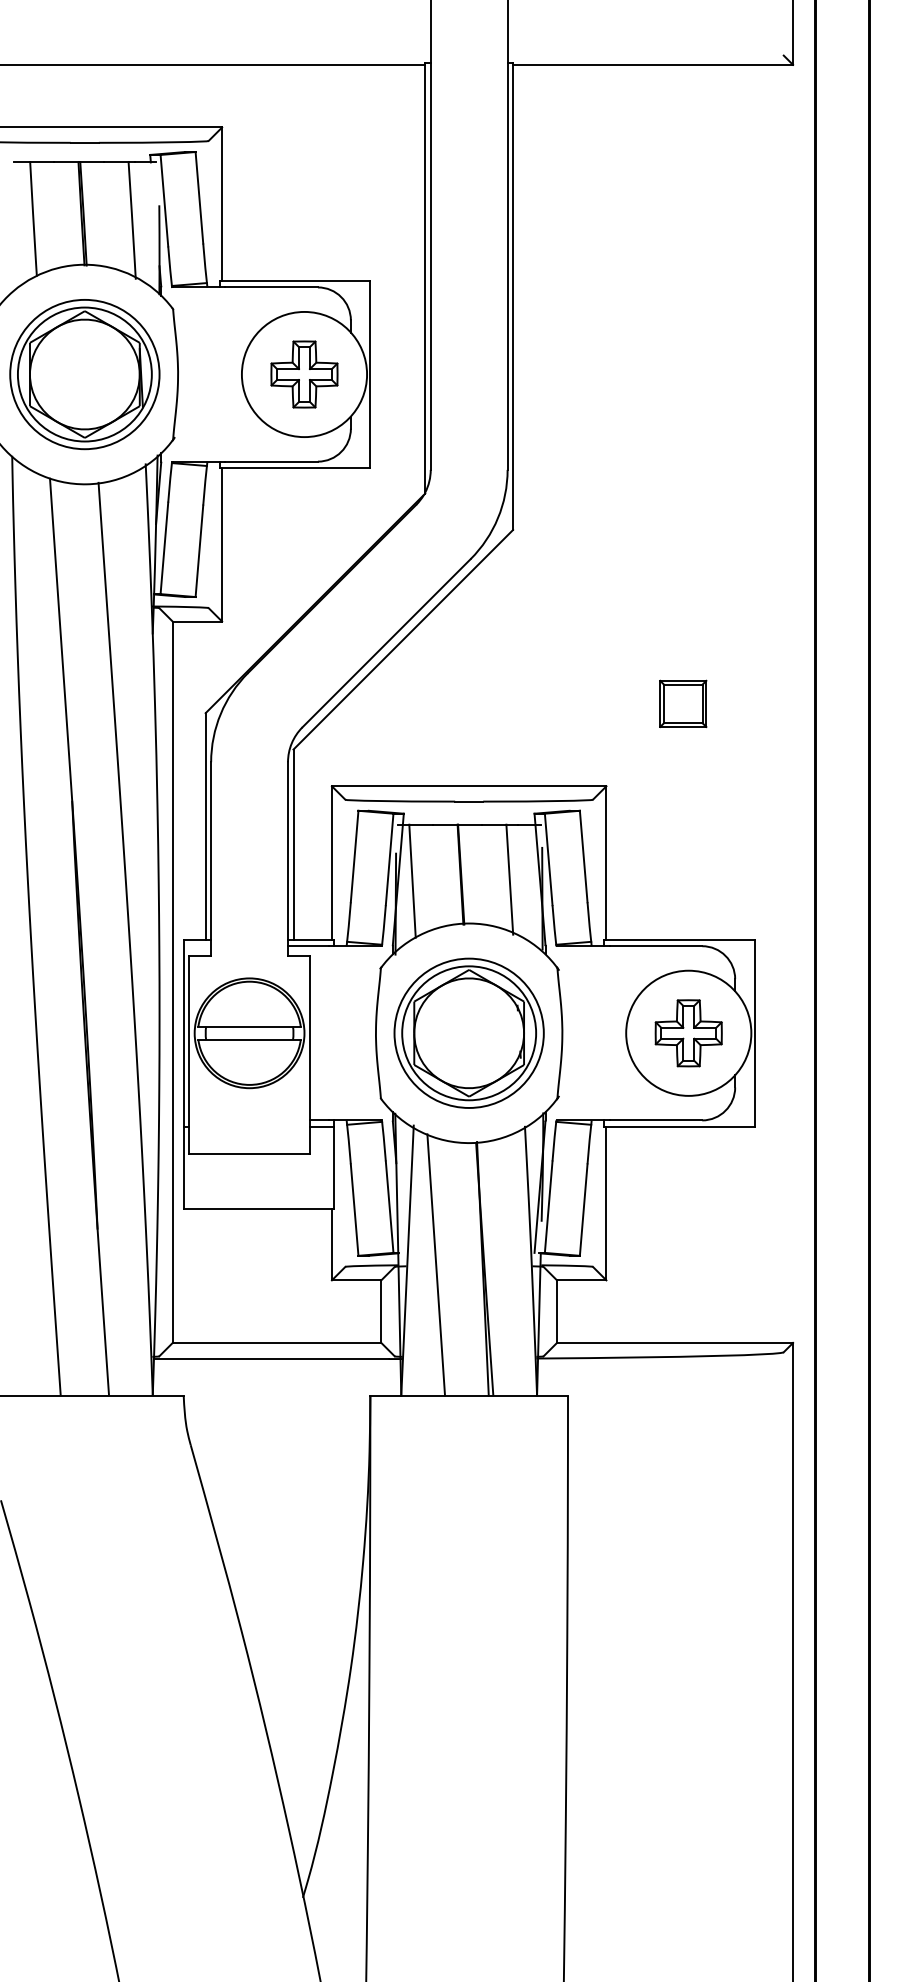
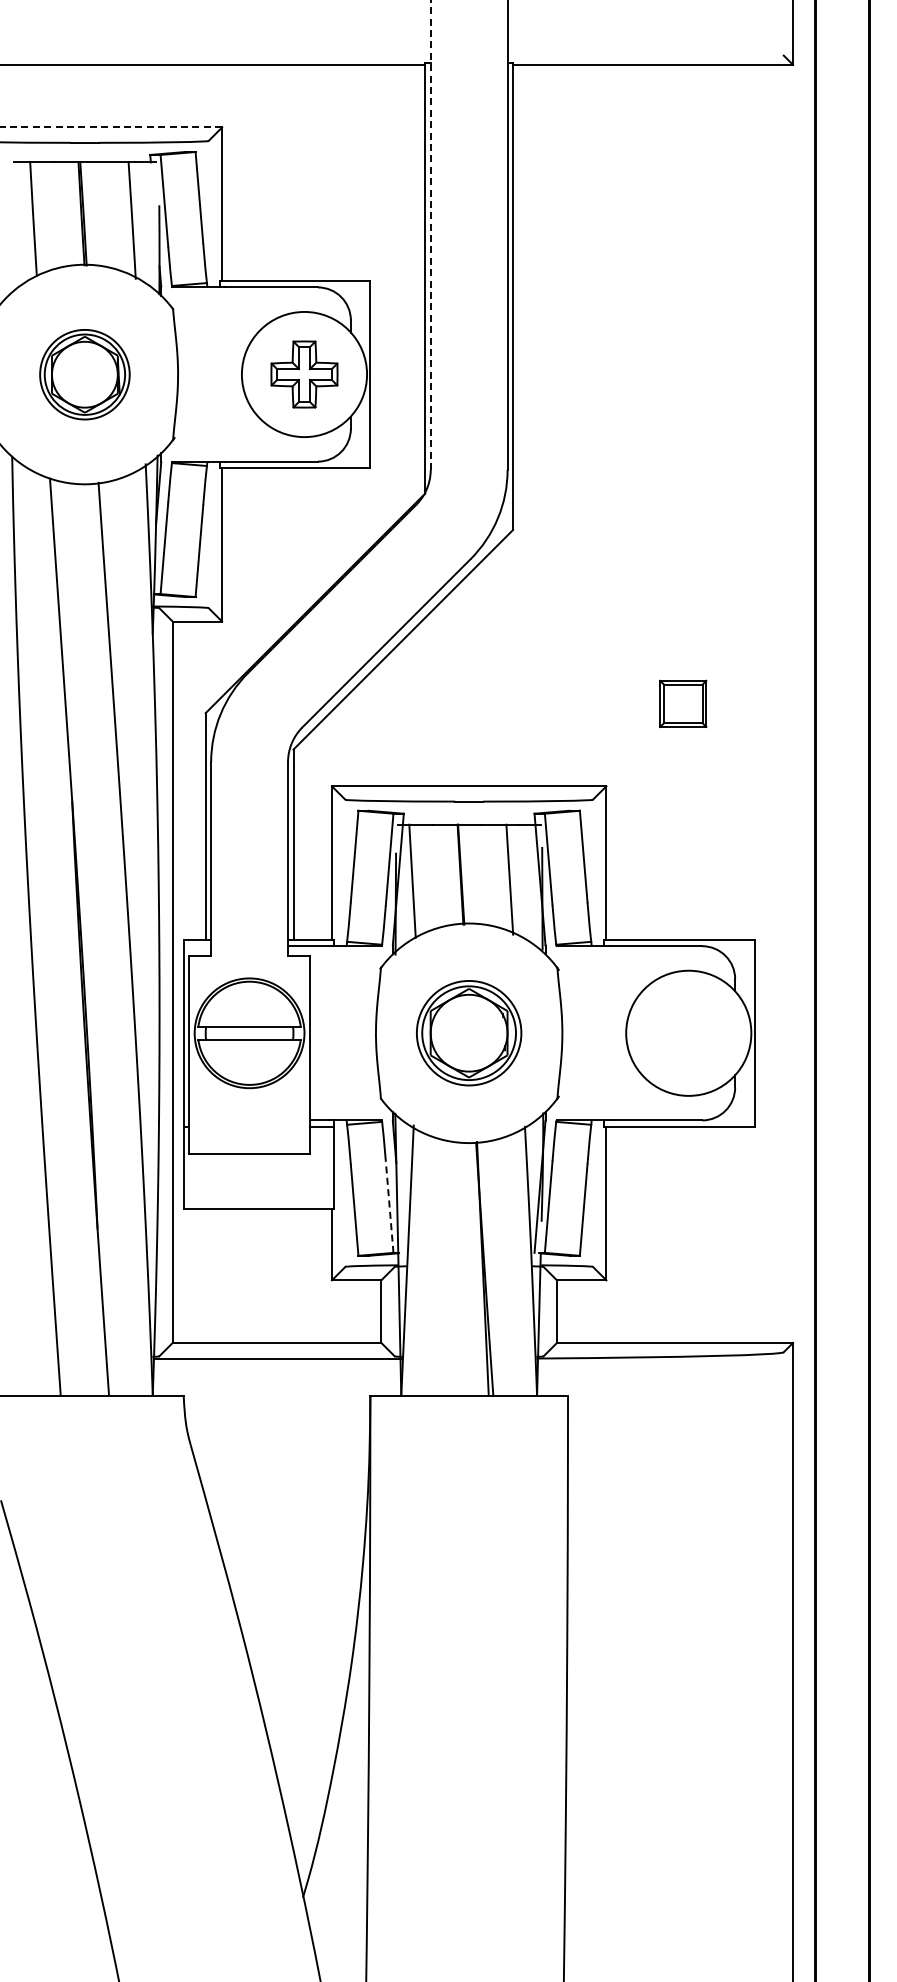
line: solid -> dashed (111, 127)
line: solid -> dashed (430, 235)
part size: 152x152 px -> 92x92 px (84, 374)
part size: 152x152 px -> 107x107 px (469, 1033)
part: present -> none (688, 1033)
line: solid -> dashed (389, 1207)
line: present -> none (436, 1264)
